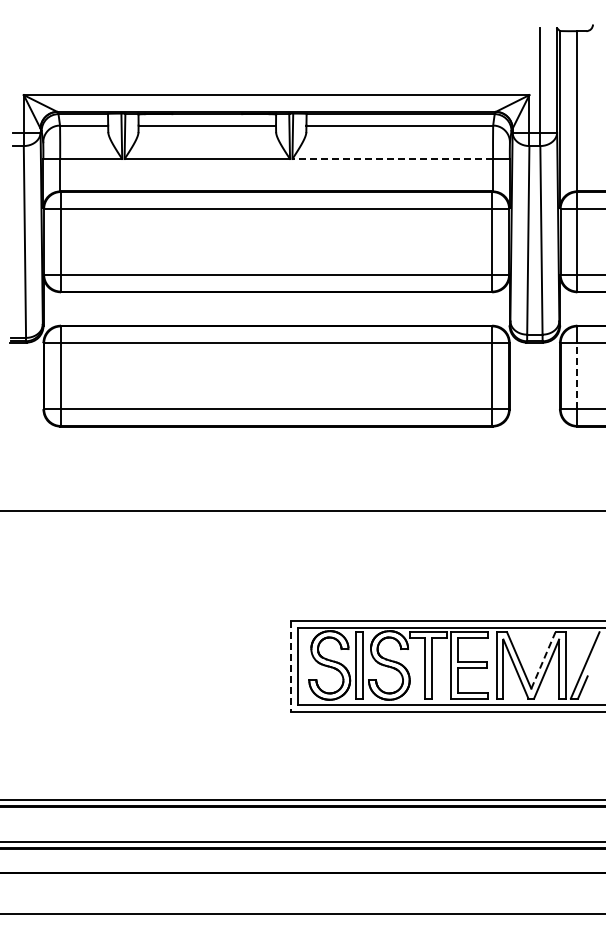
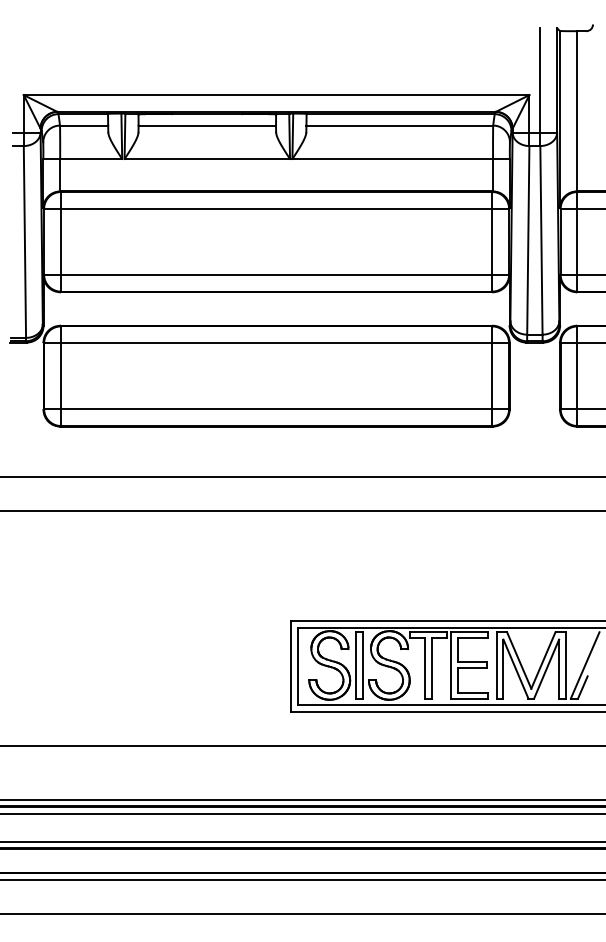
line: dashed -> solid (392, 159)
line: dashed -> solid (577, 375)
line: none -> present (302, 476)
line: dashed -> solid (543, 660)
line: dashed -> solid (291, 667)
line: none -> present (302, 745)
line: none -> present (302, 813)
line: none -> present (302, 880)
